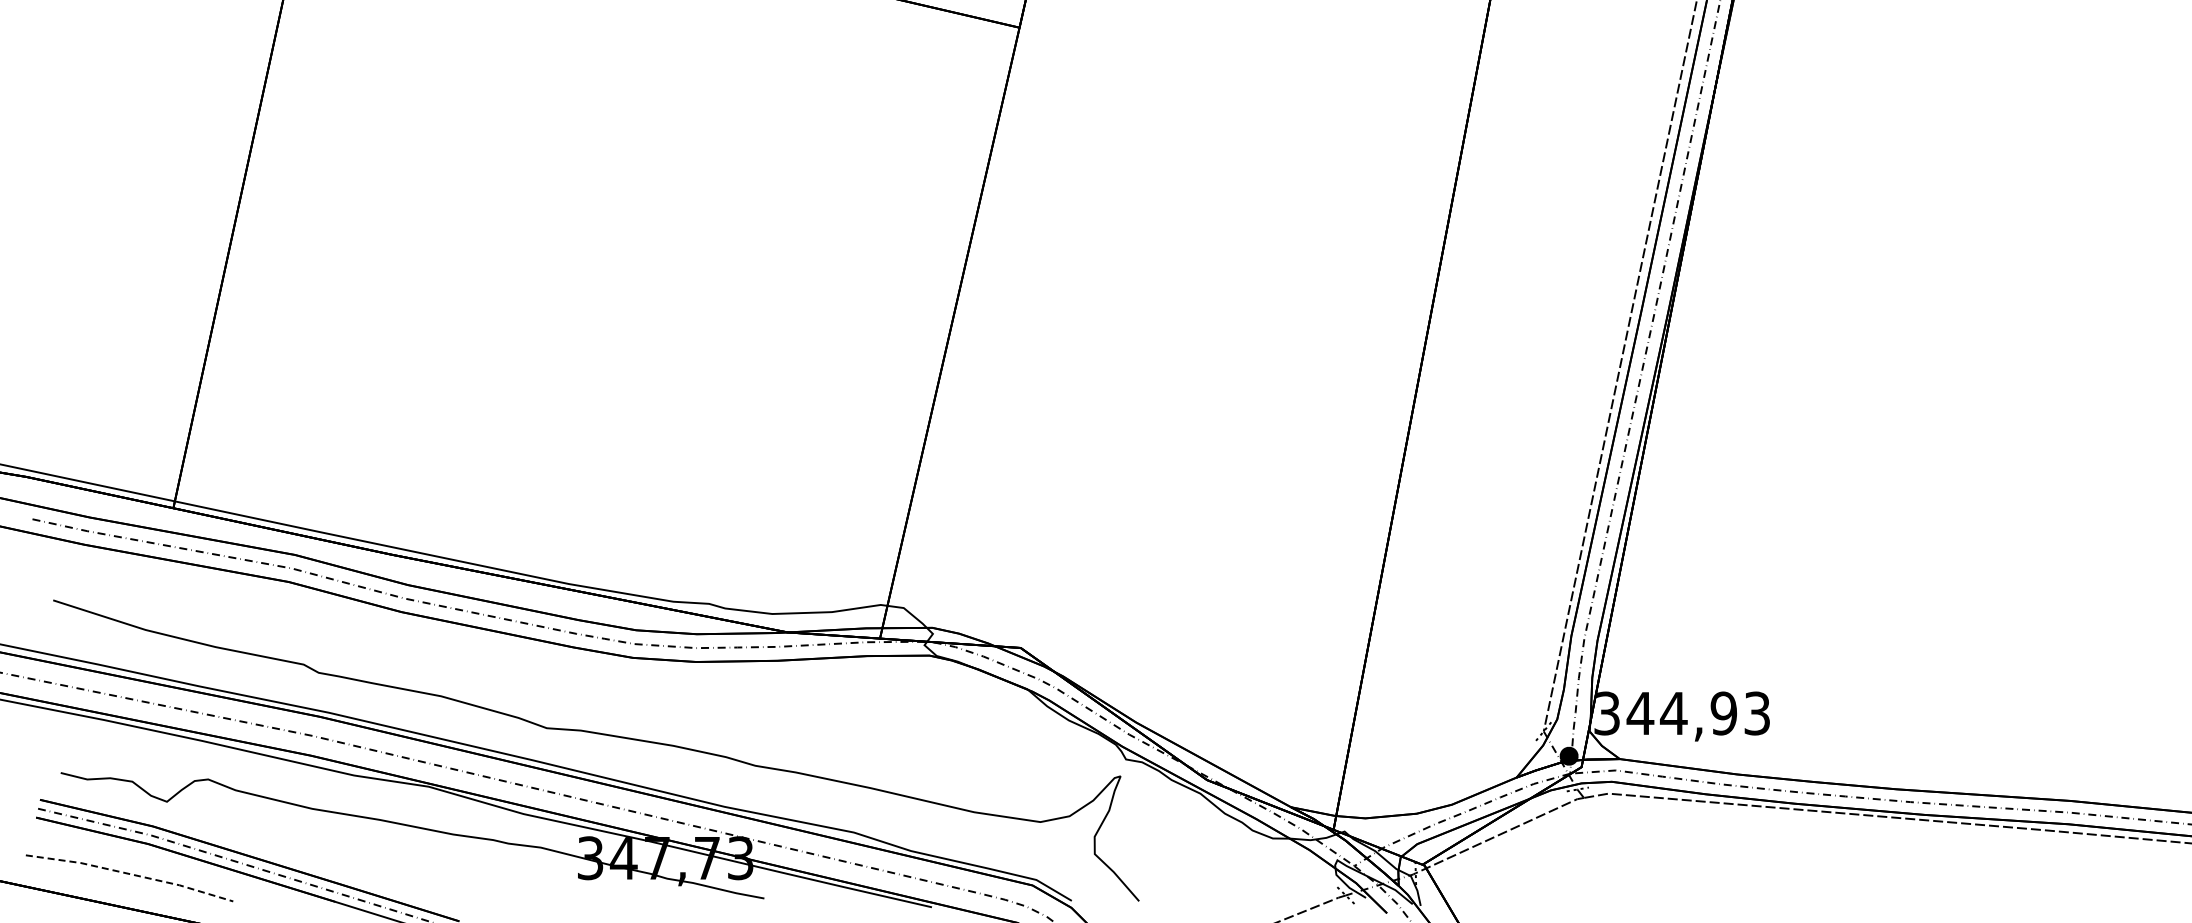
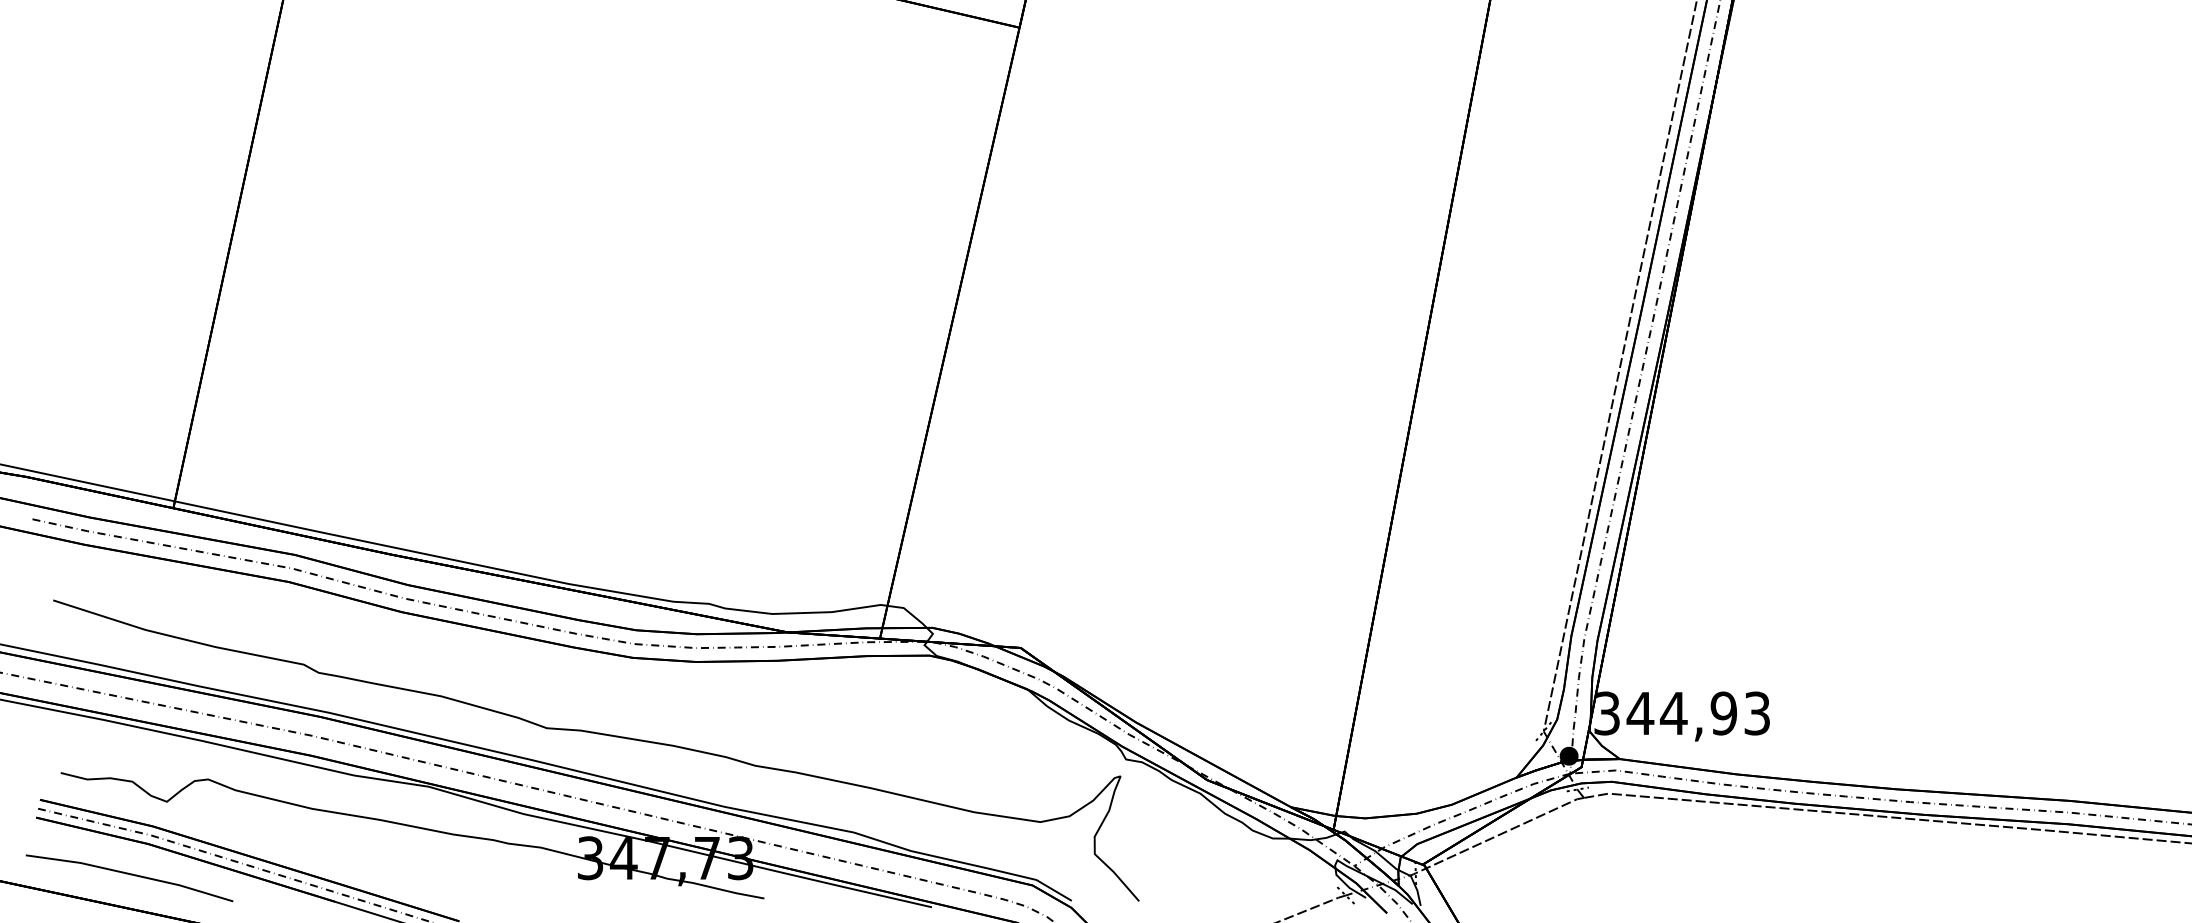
line: dashed -> solid (131, 874)
